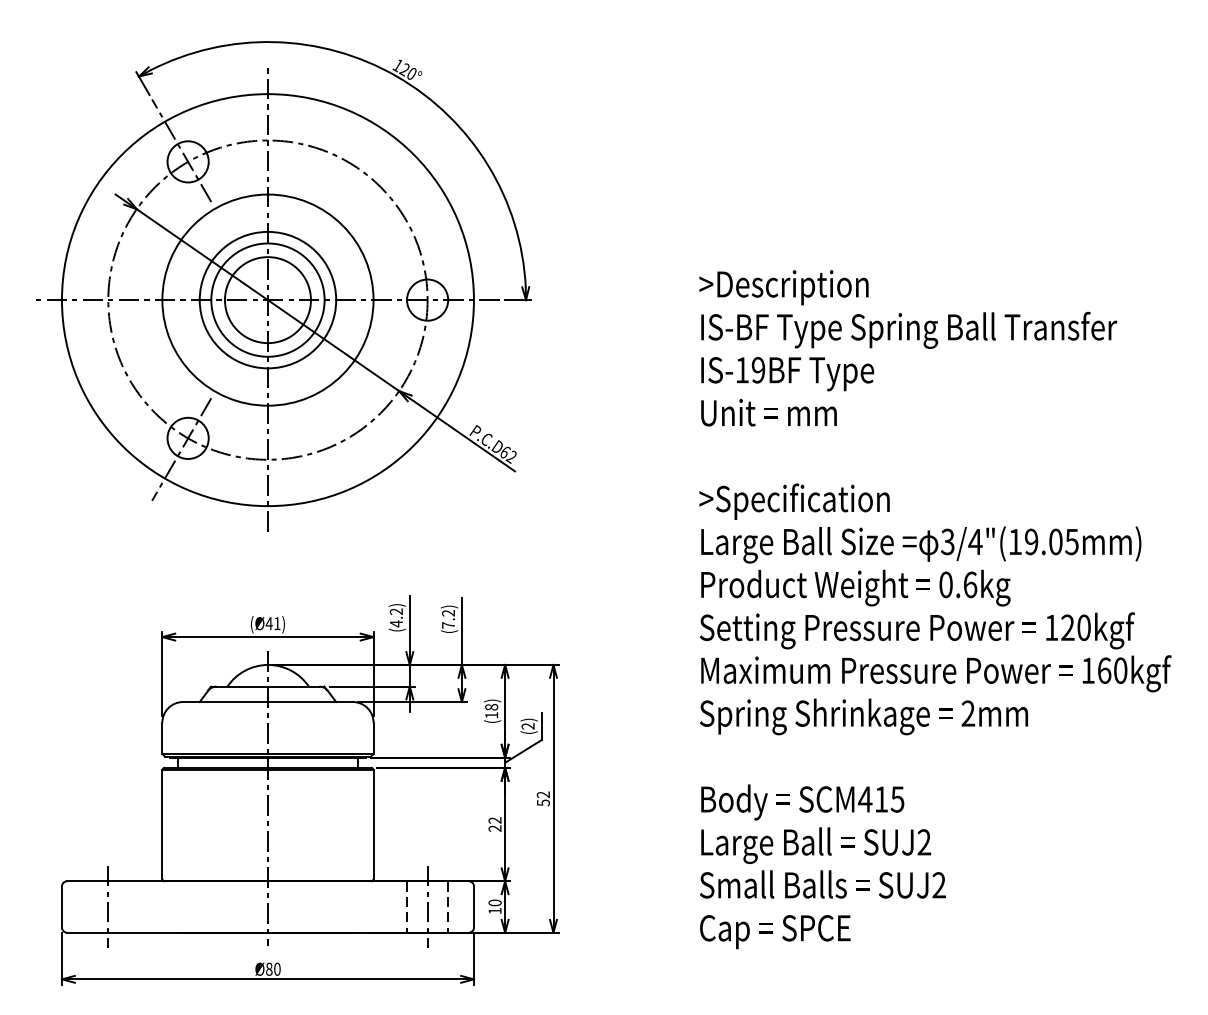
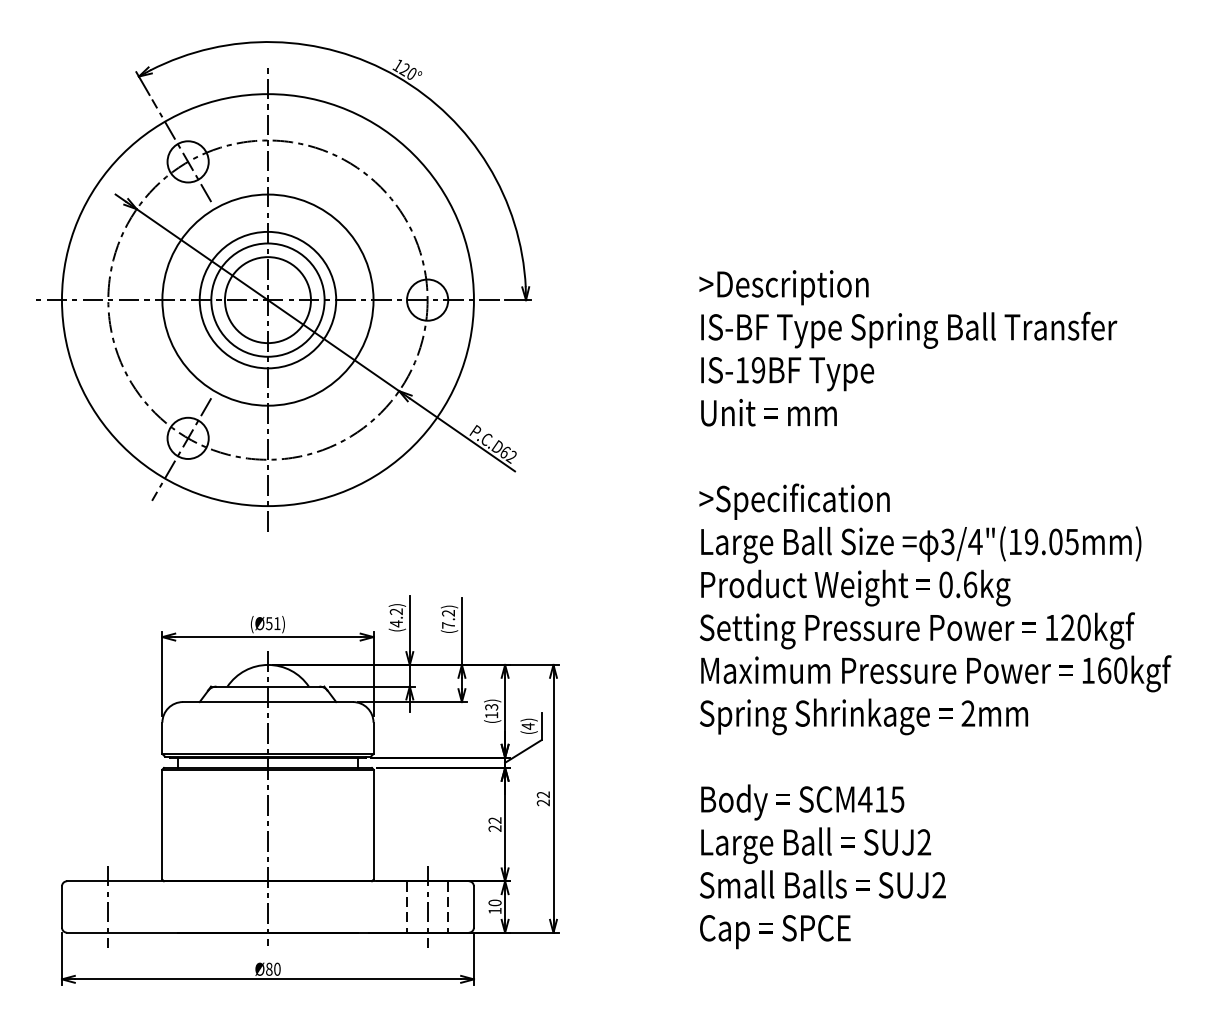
text: (Ø41) -> (Ø51) (268, 623)
text: (18) -> (13) (491, 707)
text: (2) -> (4) (527, 726)
text: 52 -> 22 (542, 802)
